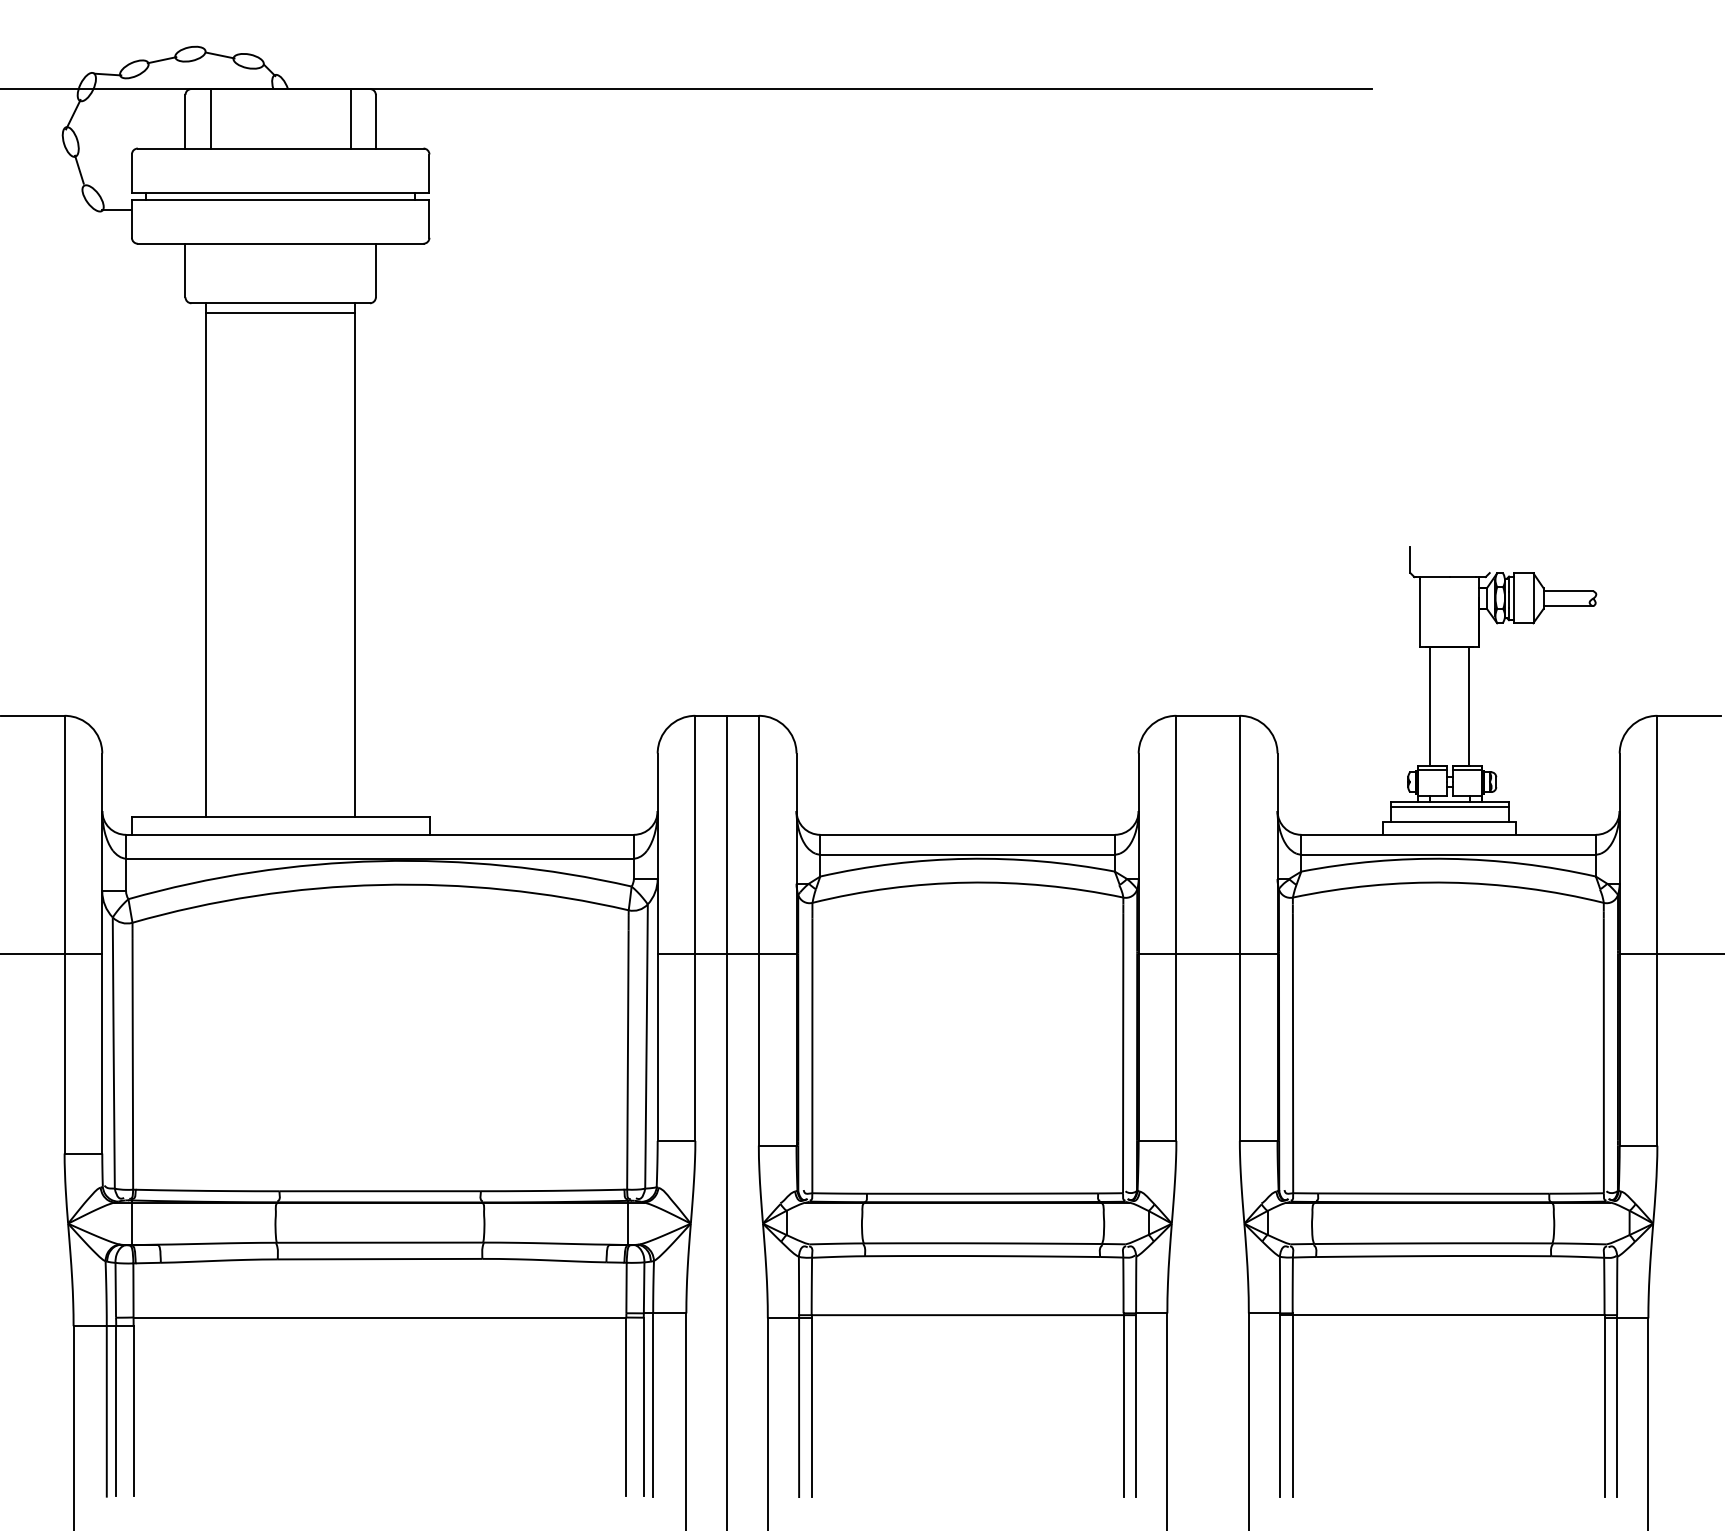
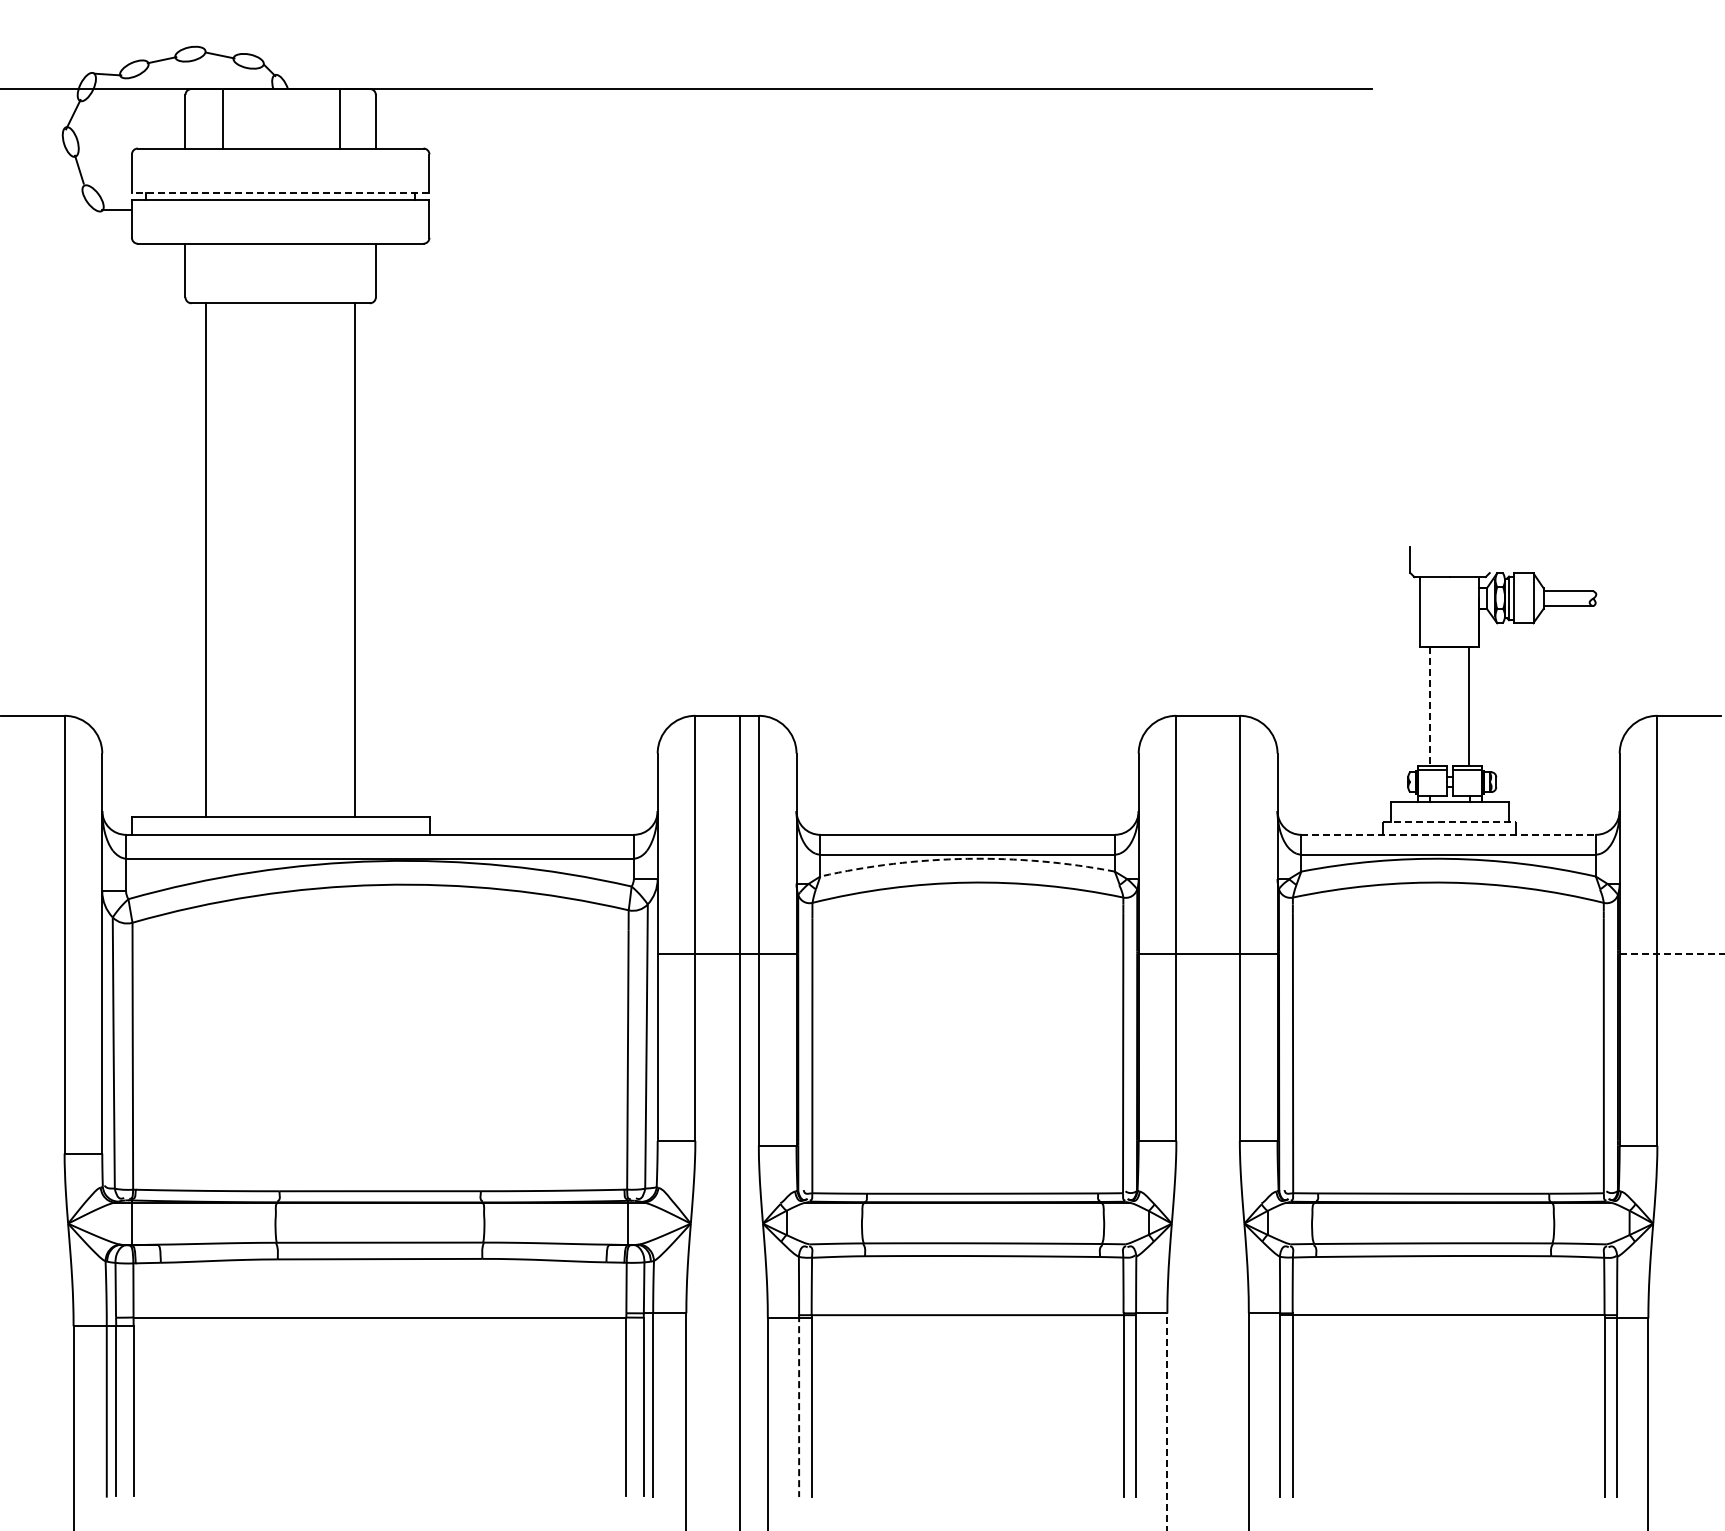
line position: (210, 118) -> (222, 118) (222, 118)
line position: (350, 118) -> (339, 118) (339, 118)
line: solid -> dashed (280, 192)
line: present -> none (280, 313)
line: solid -> dashed (1429, 706)
line: present -> none (1449, 806)
line: solid -> dashed (1449, 821)
line: solid -> dashed (1449, 834)
arc: solid -> dashed (967, 858)
line: present -> none (52, 953)
line: solid -> dashed (1672, 953)
line position: (727, 1121) -> (740, 1121) (740, 1121)
line: solid -> dashed (799, 1406)
line: solid -> dashed (1167, 1421)
